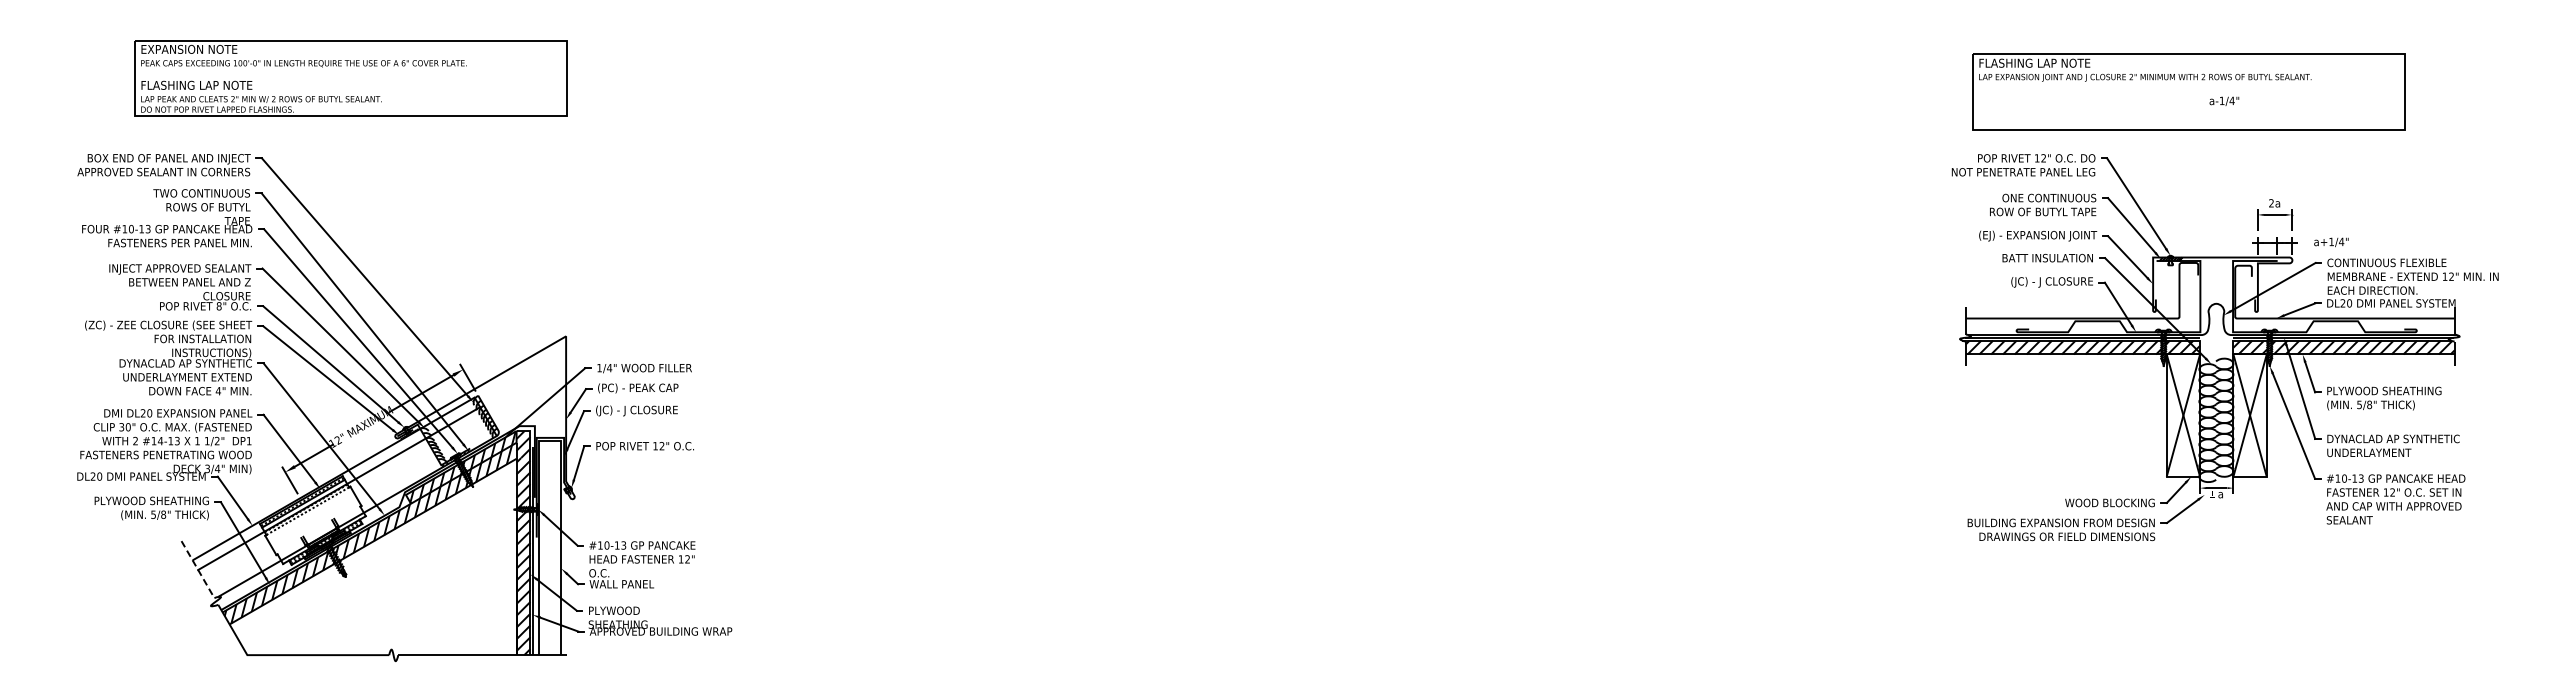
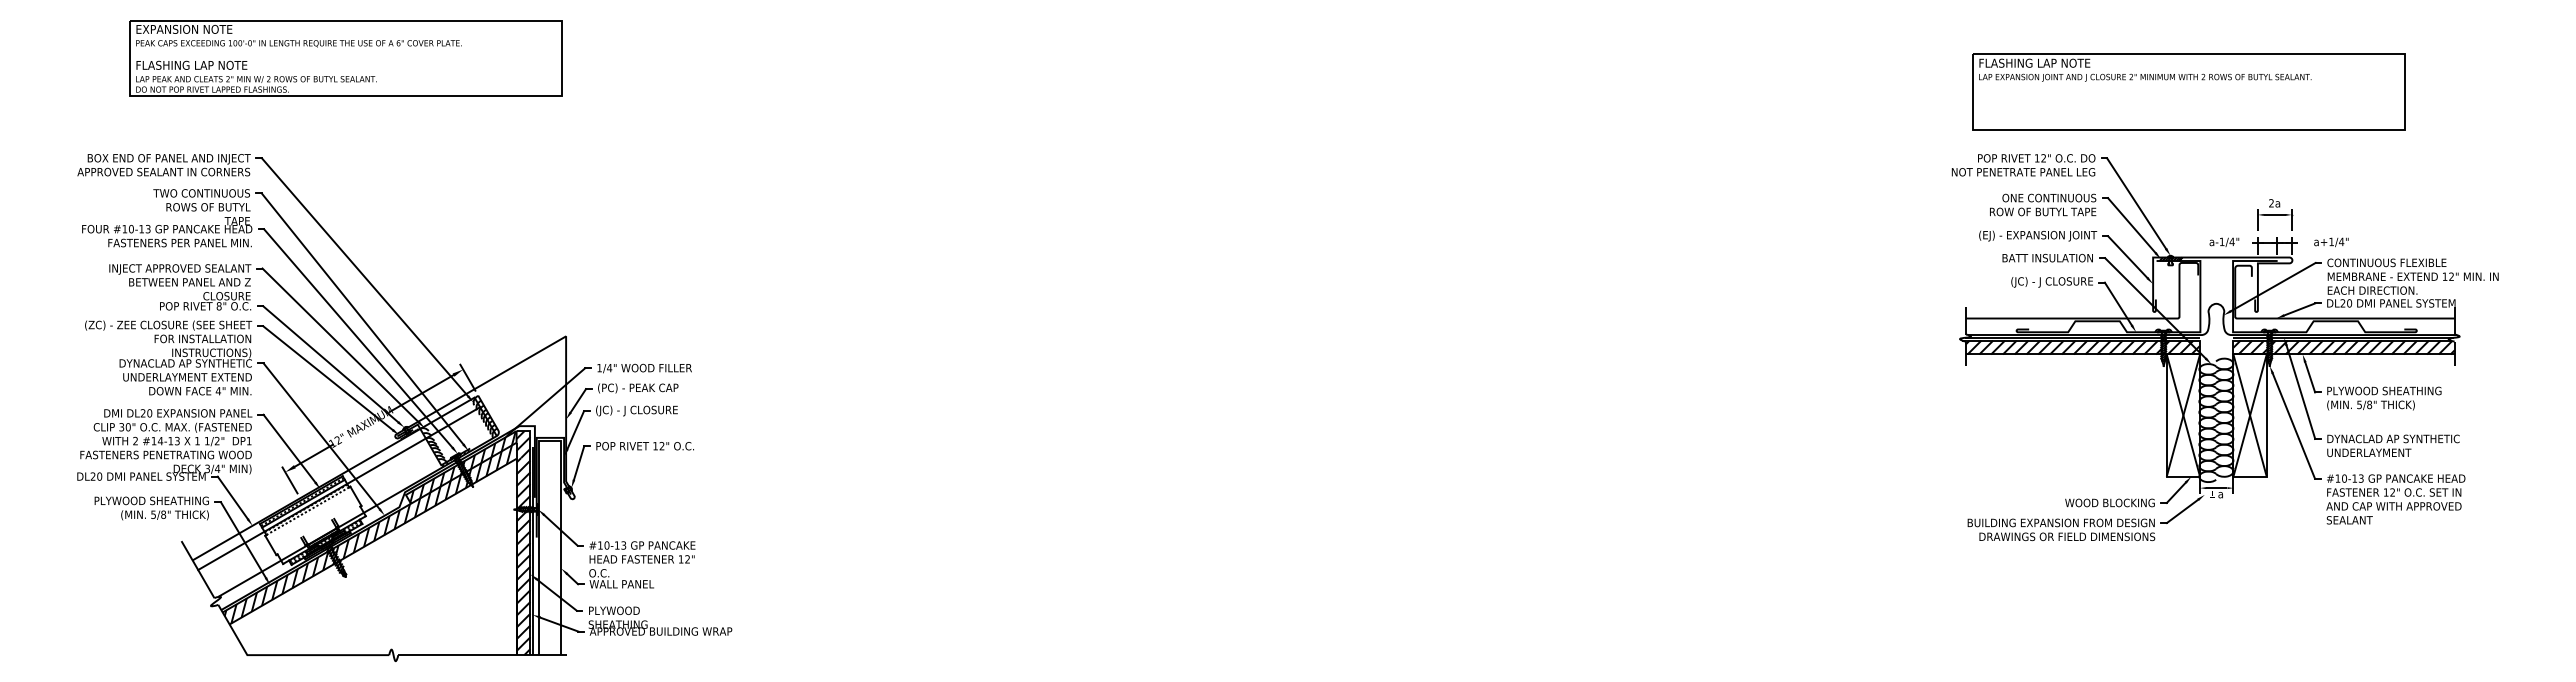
part position: (350, 78) -> (345, 58) (345, 58)
text position: (2224, 100) -> (2224, 241) (2224, 241)
line: dashed -> solid (198, 569)
